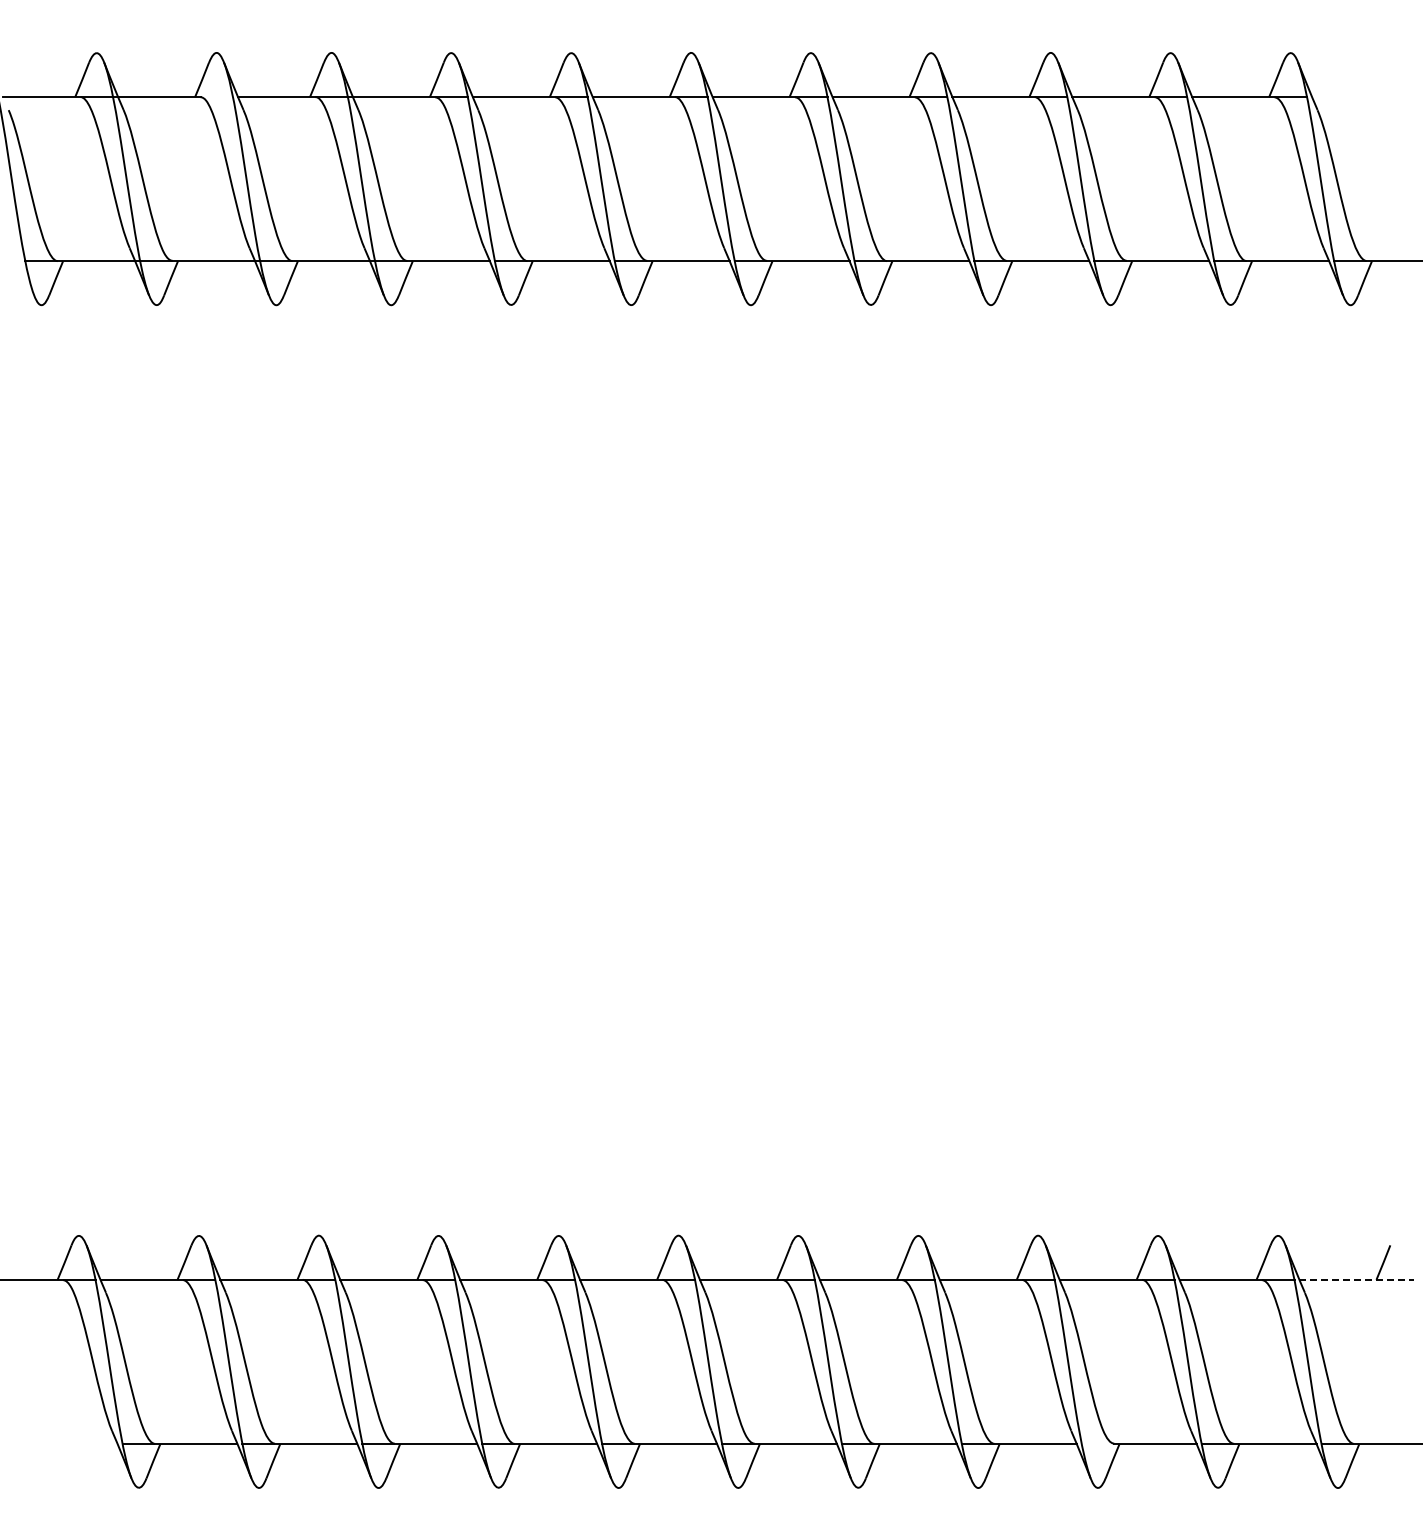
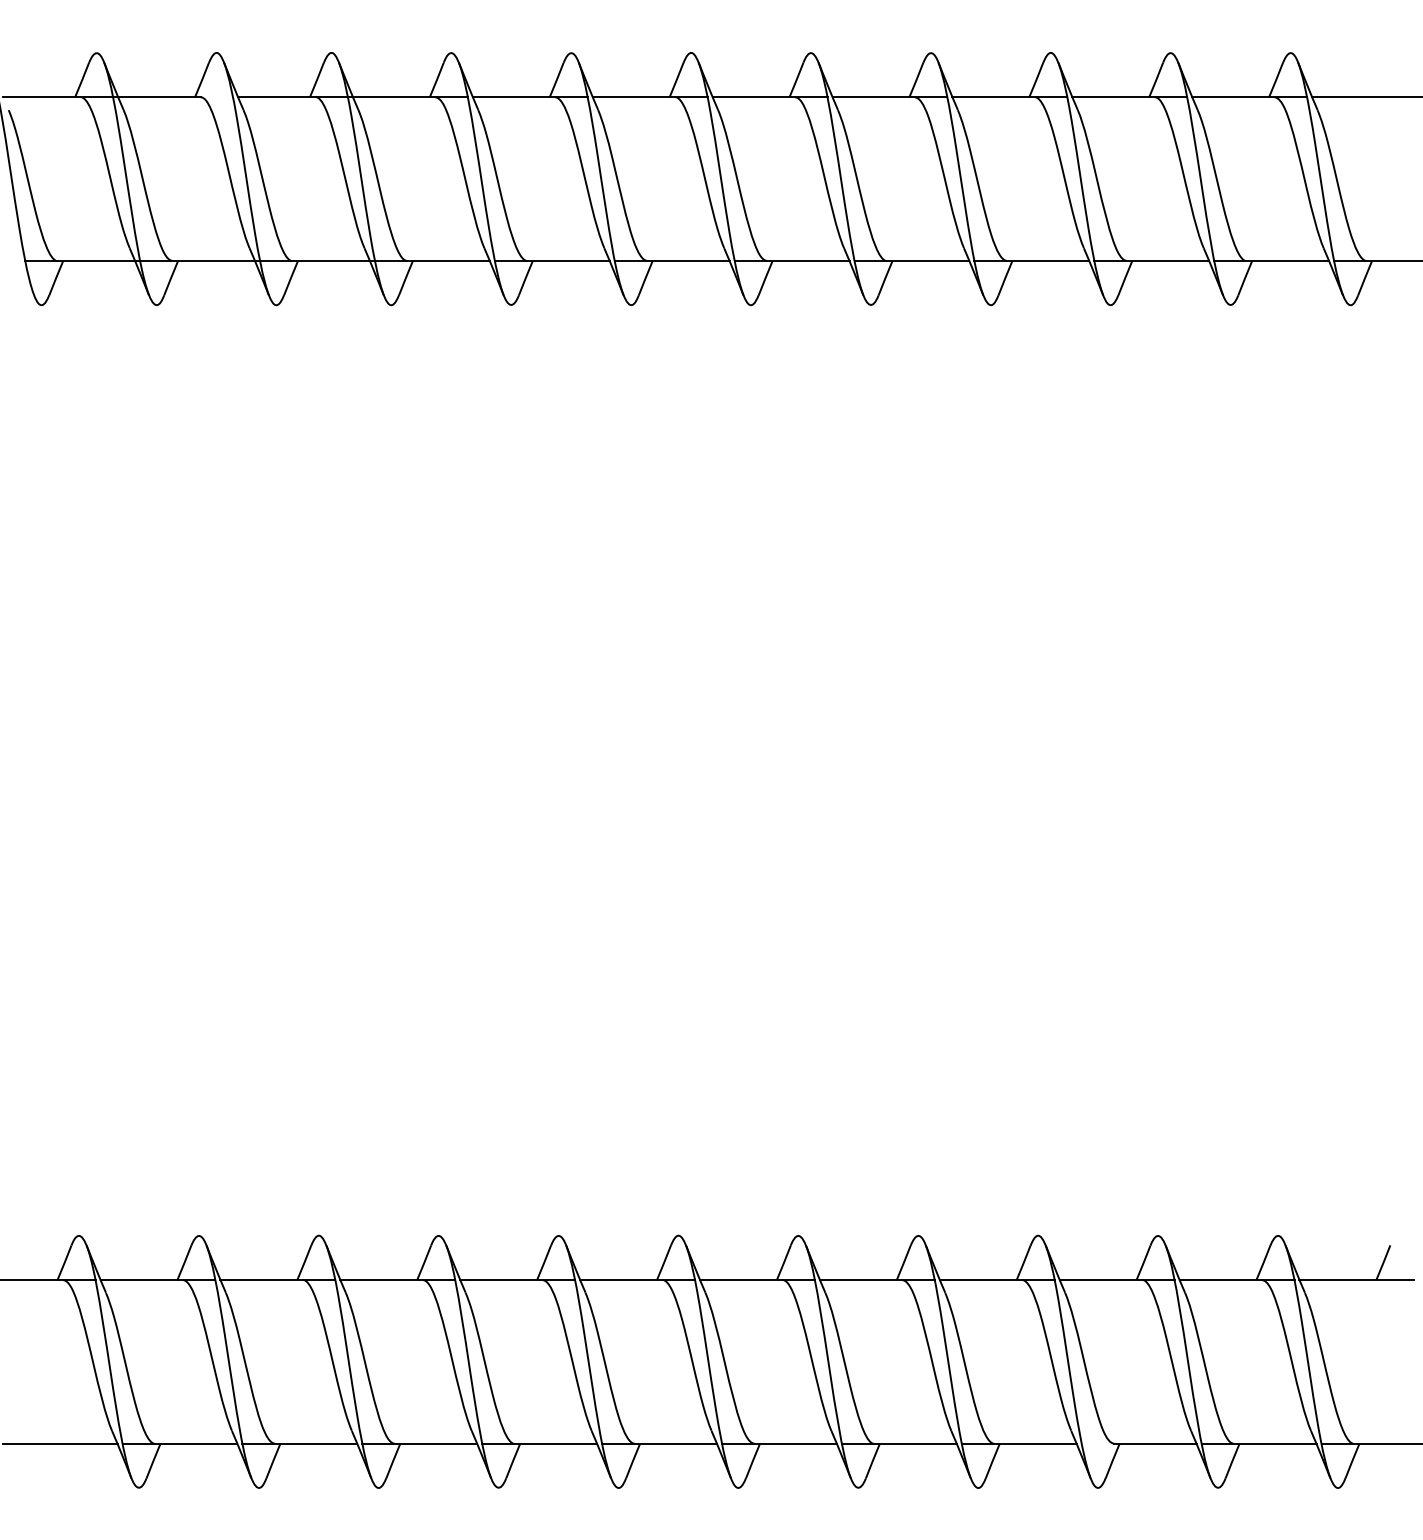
line: none -> present (1365, 97)
line: dashed -> solid (1357, 1279)
line: none -> present (59, 1443)
